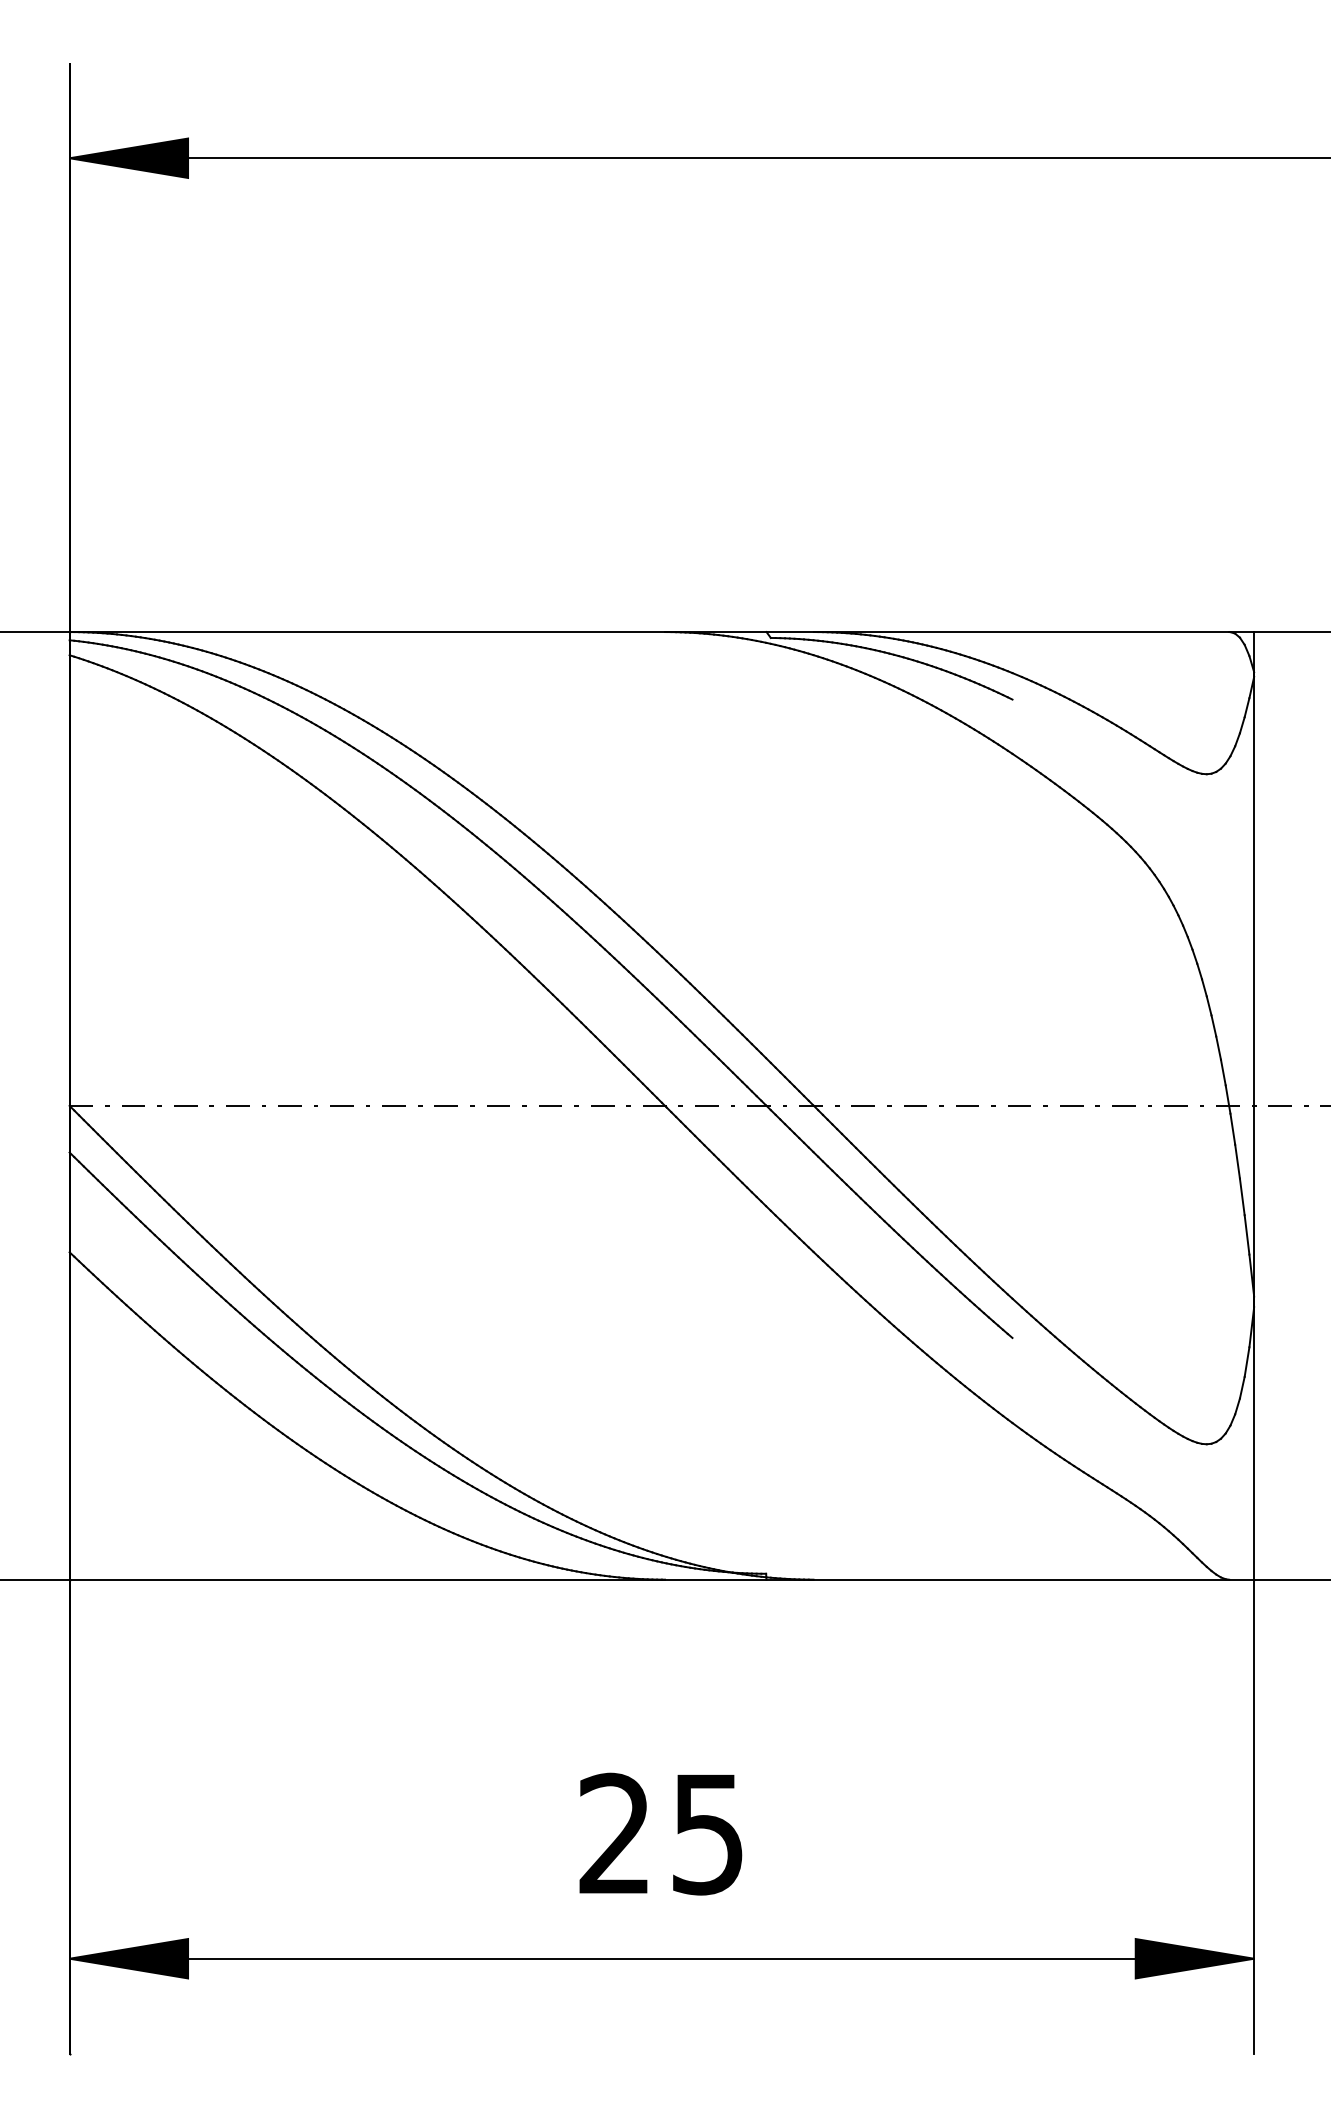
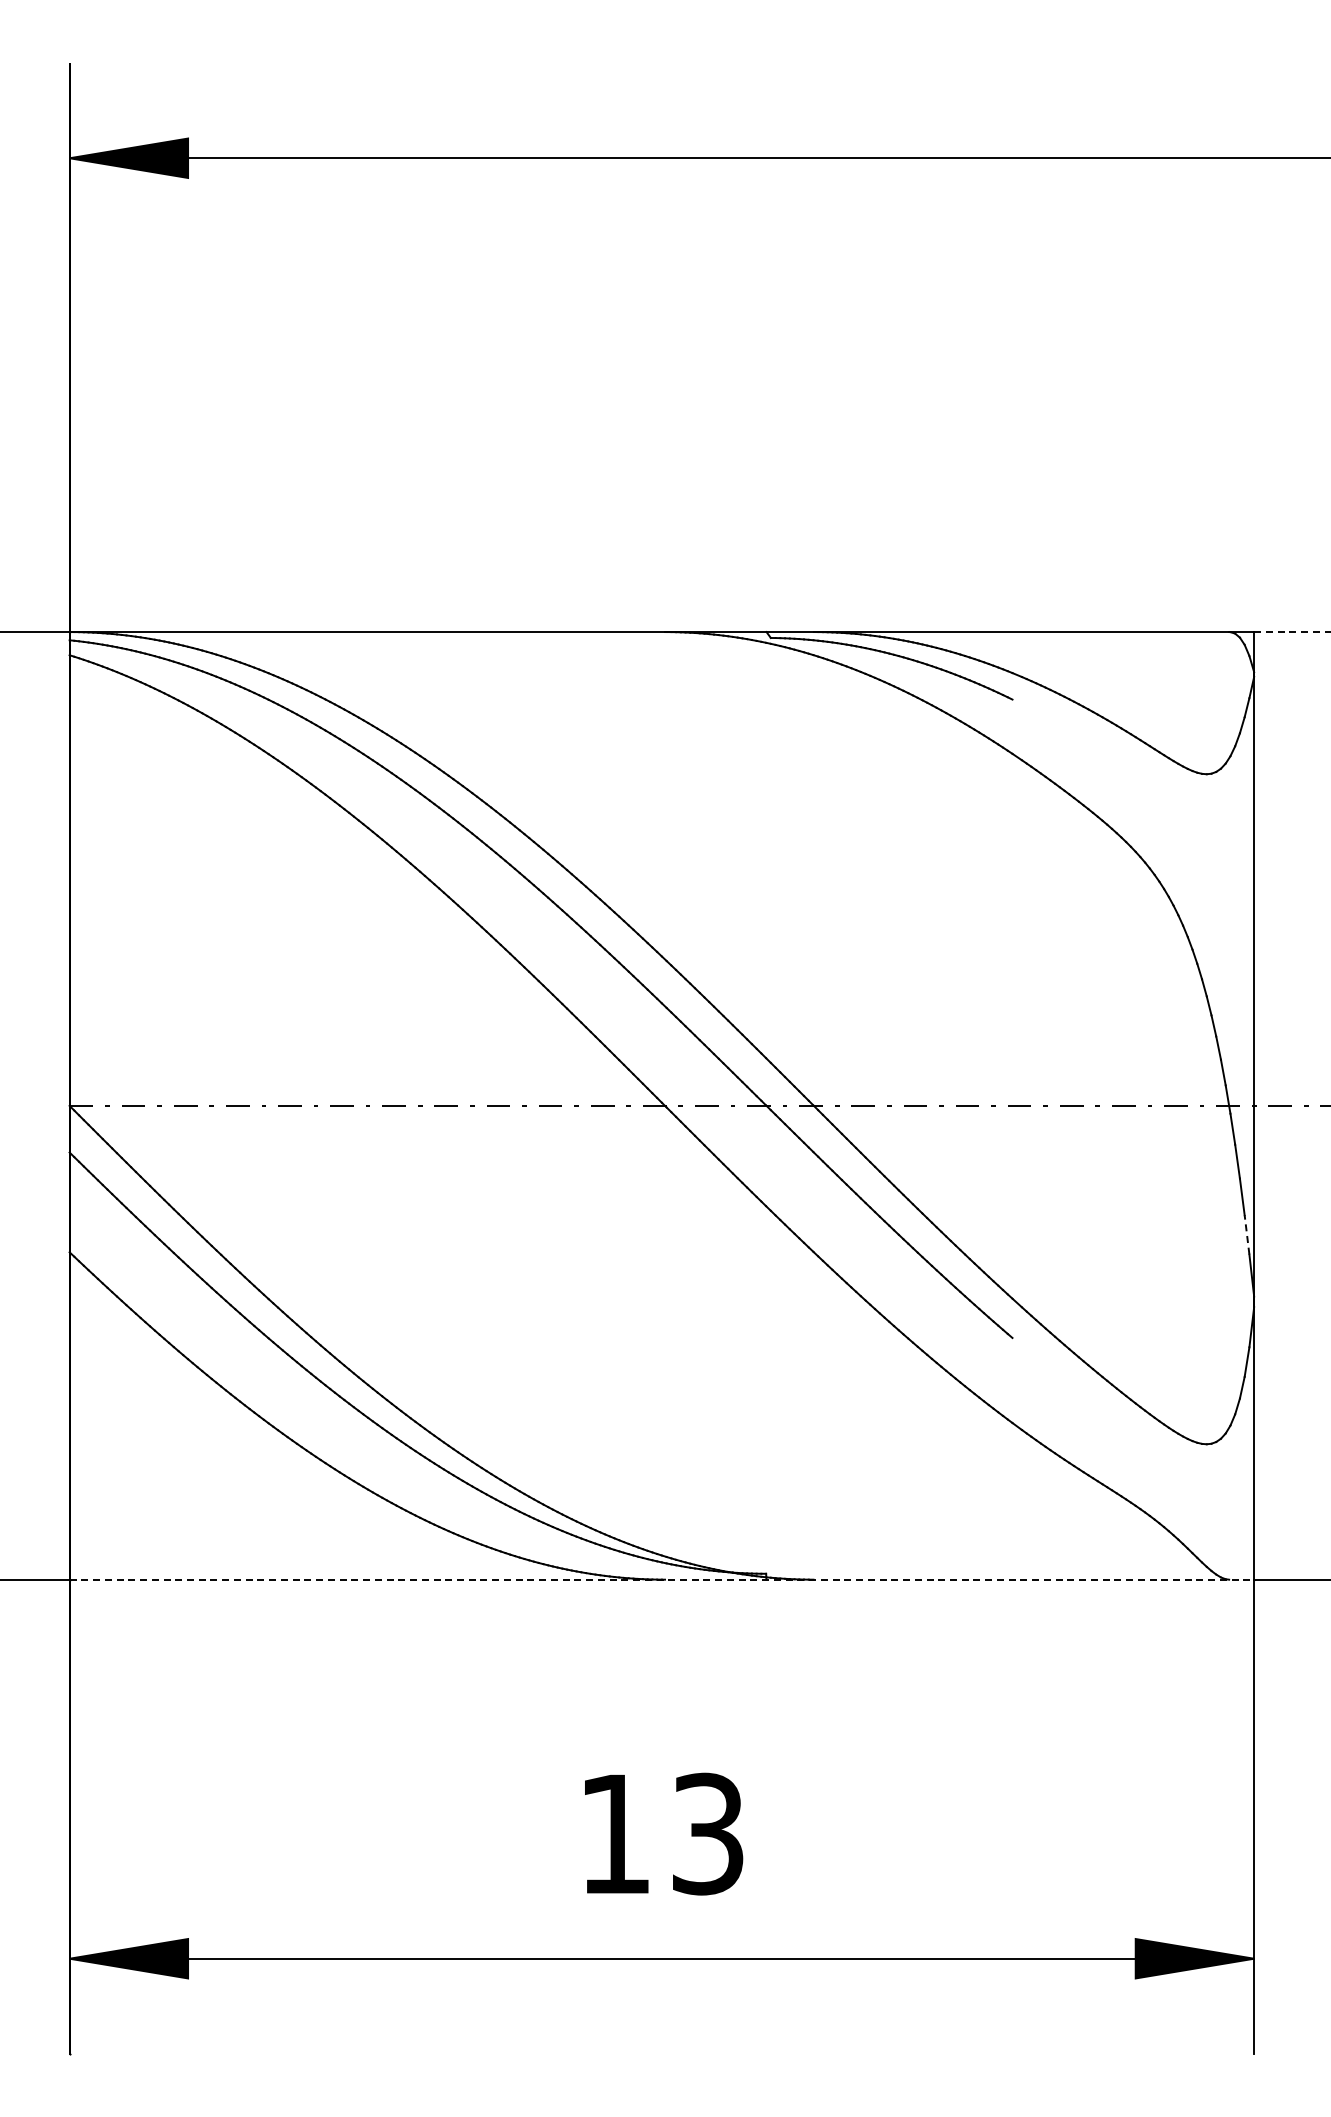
line: solid -> dashed (1292, 632)
line: solid -> dashed (1247, 1234)
line: solid -> dashed (662, 1579)
text: 25 -> 13 (661, 1833)
